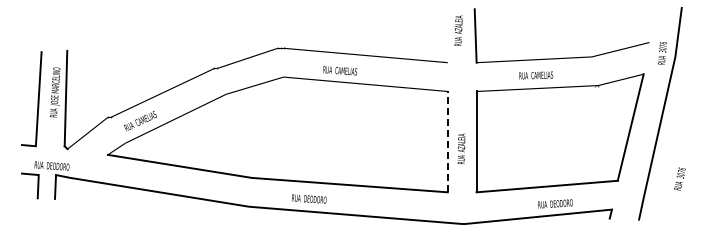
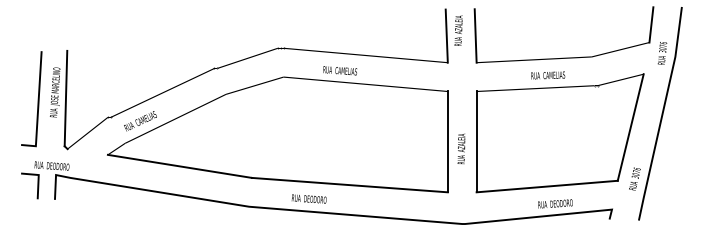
line: none -> present (651, 24)
line: none -> present (446, 35)
text position: (536, 75) -> (548, 75) (548, 75)
line: dashed -> solid (447, 141)
text position: (679, 178) -> (634, 178) (634, 178)
